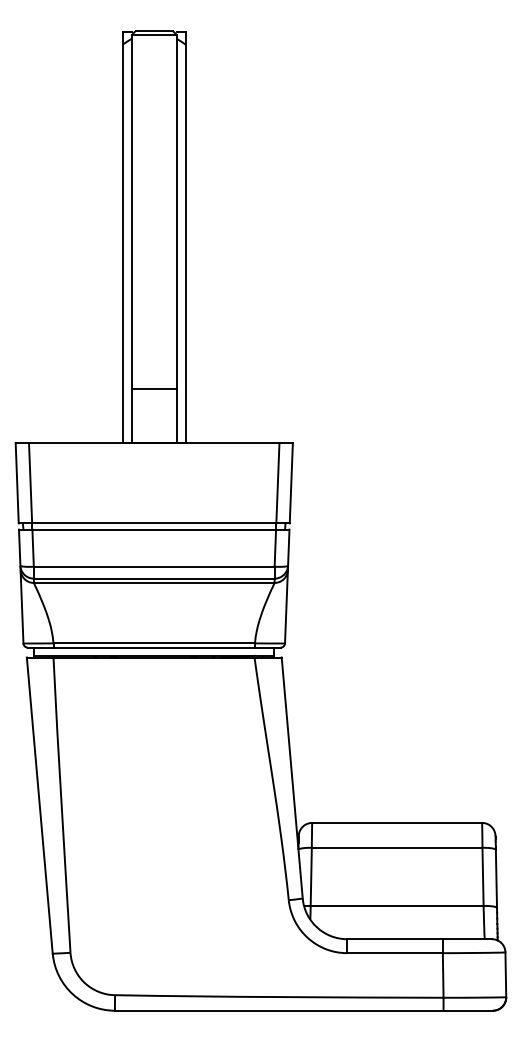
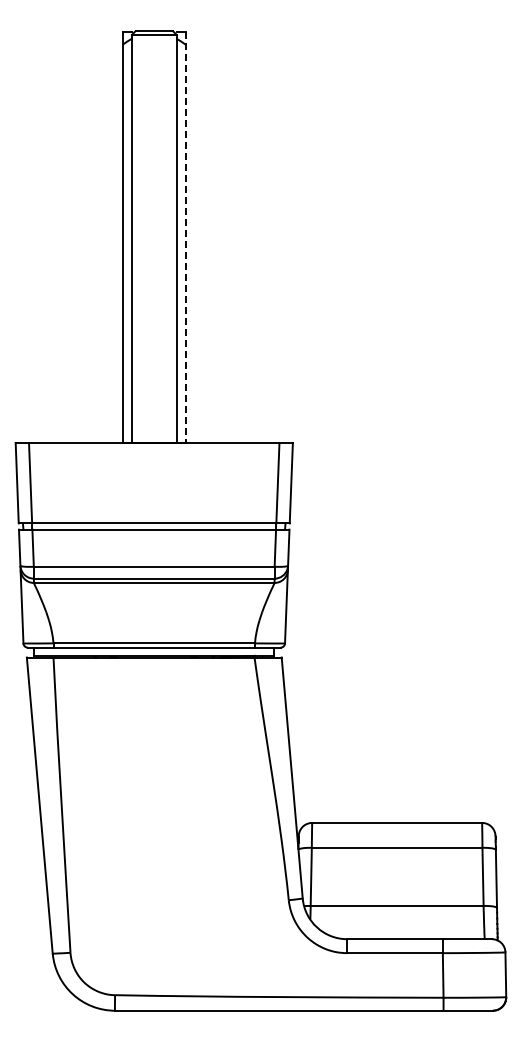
line: solid -> dashed (185, 237)
line: present -> none (153, 388)
